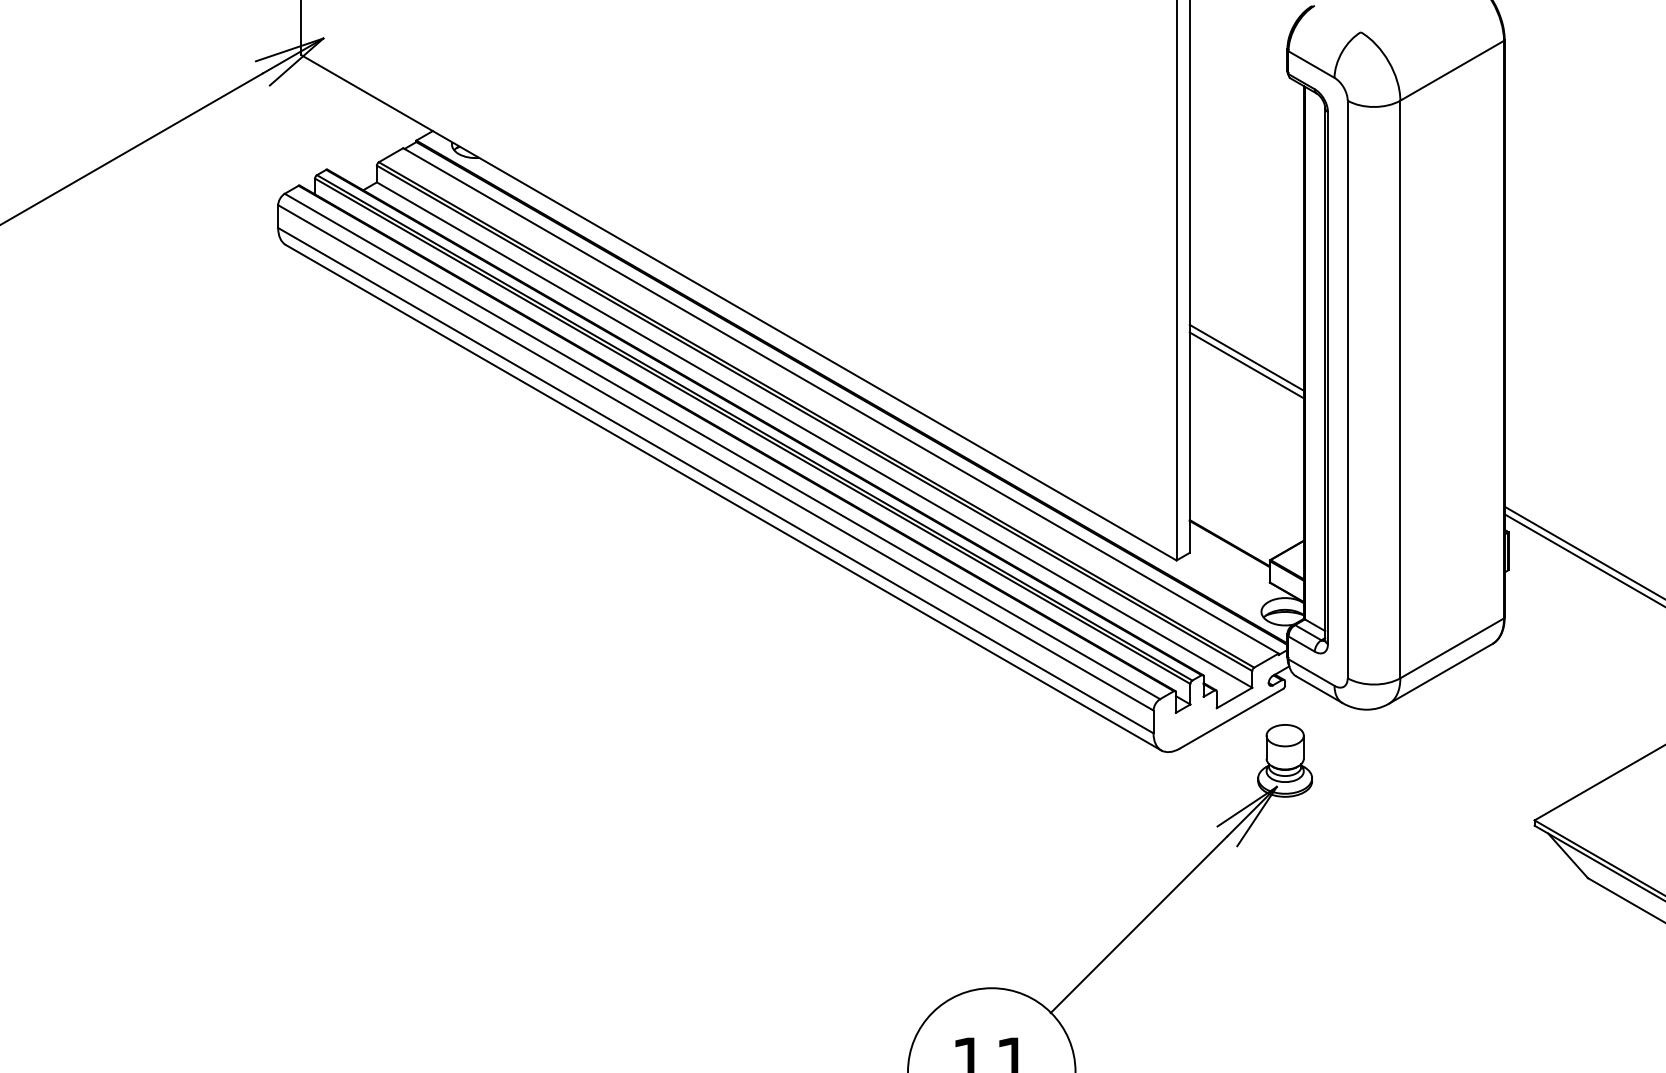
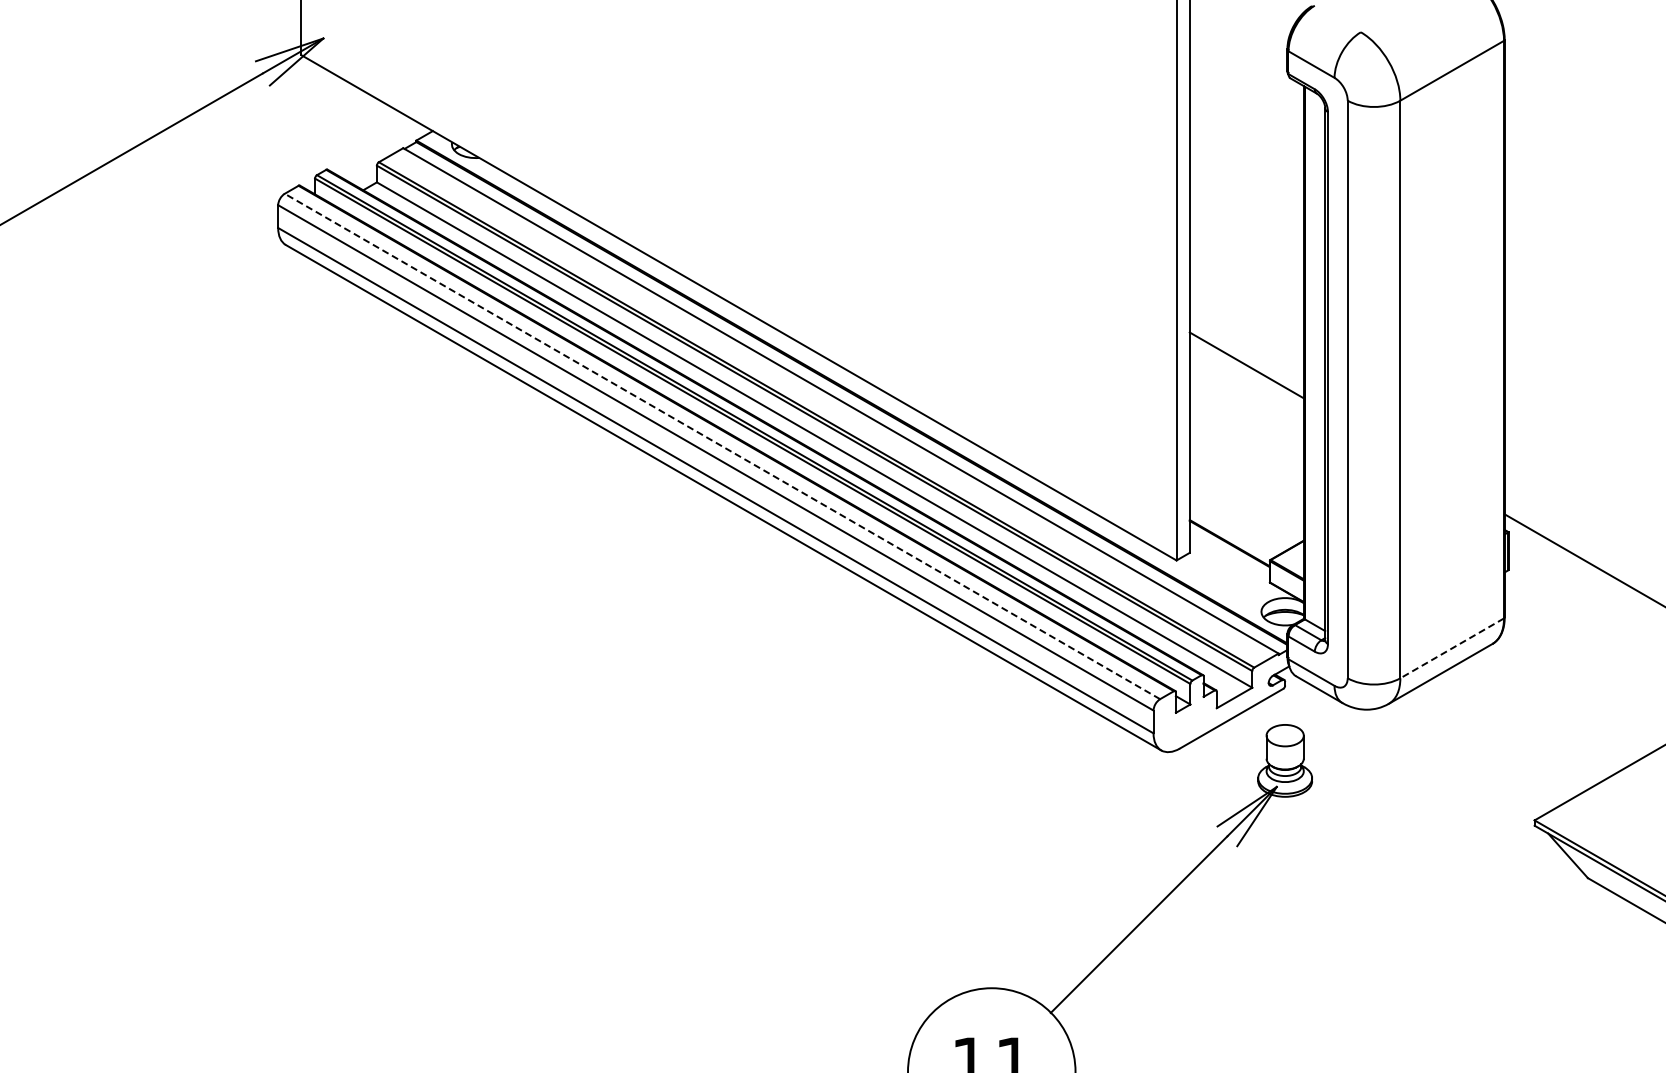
line: present -> none (1246, 357)
line: solid -> dashed (722, 446)
line: present -> none (1583, 551)
line: solid -> dashed (1452, 648)
